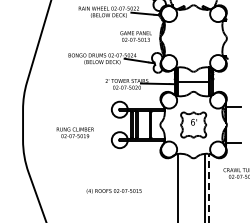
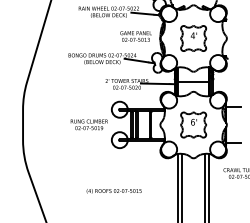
part: none -> present (193, 38)
text position: (74, 132) -> (88, 124) (88, 124)
line: none -> present (182, 186)
line: dashed -> solid (209, 187)
